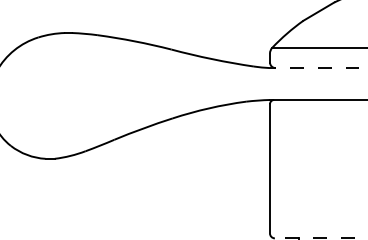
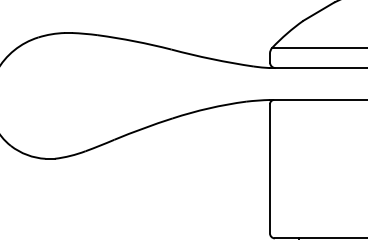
line: dashed -> solid (318, 68)
line: dashed -> solid (320, 238)
